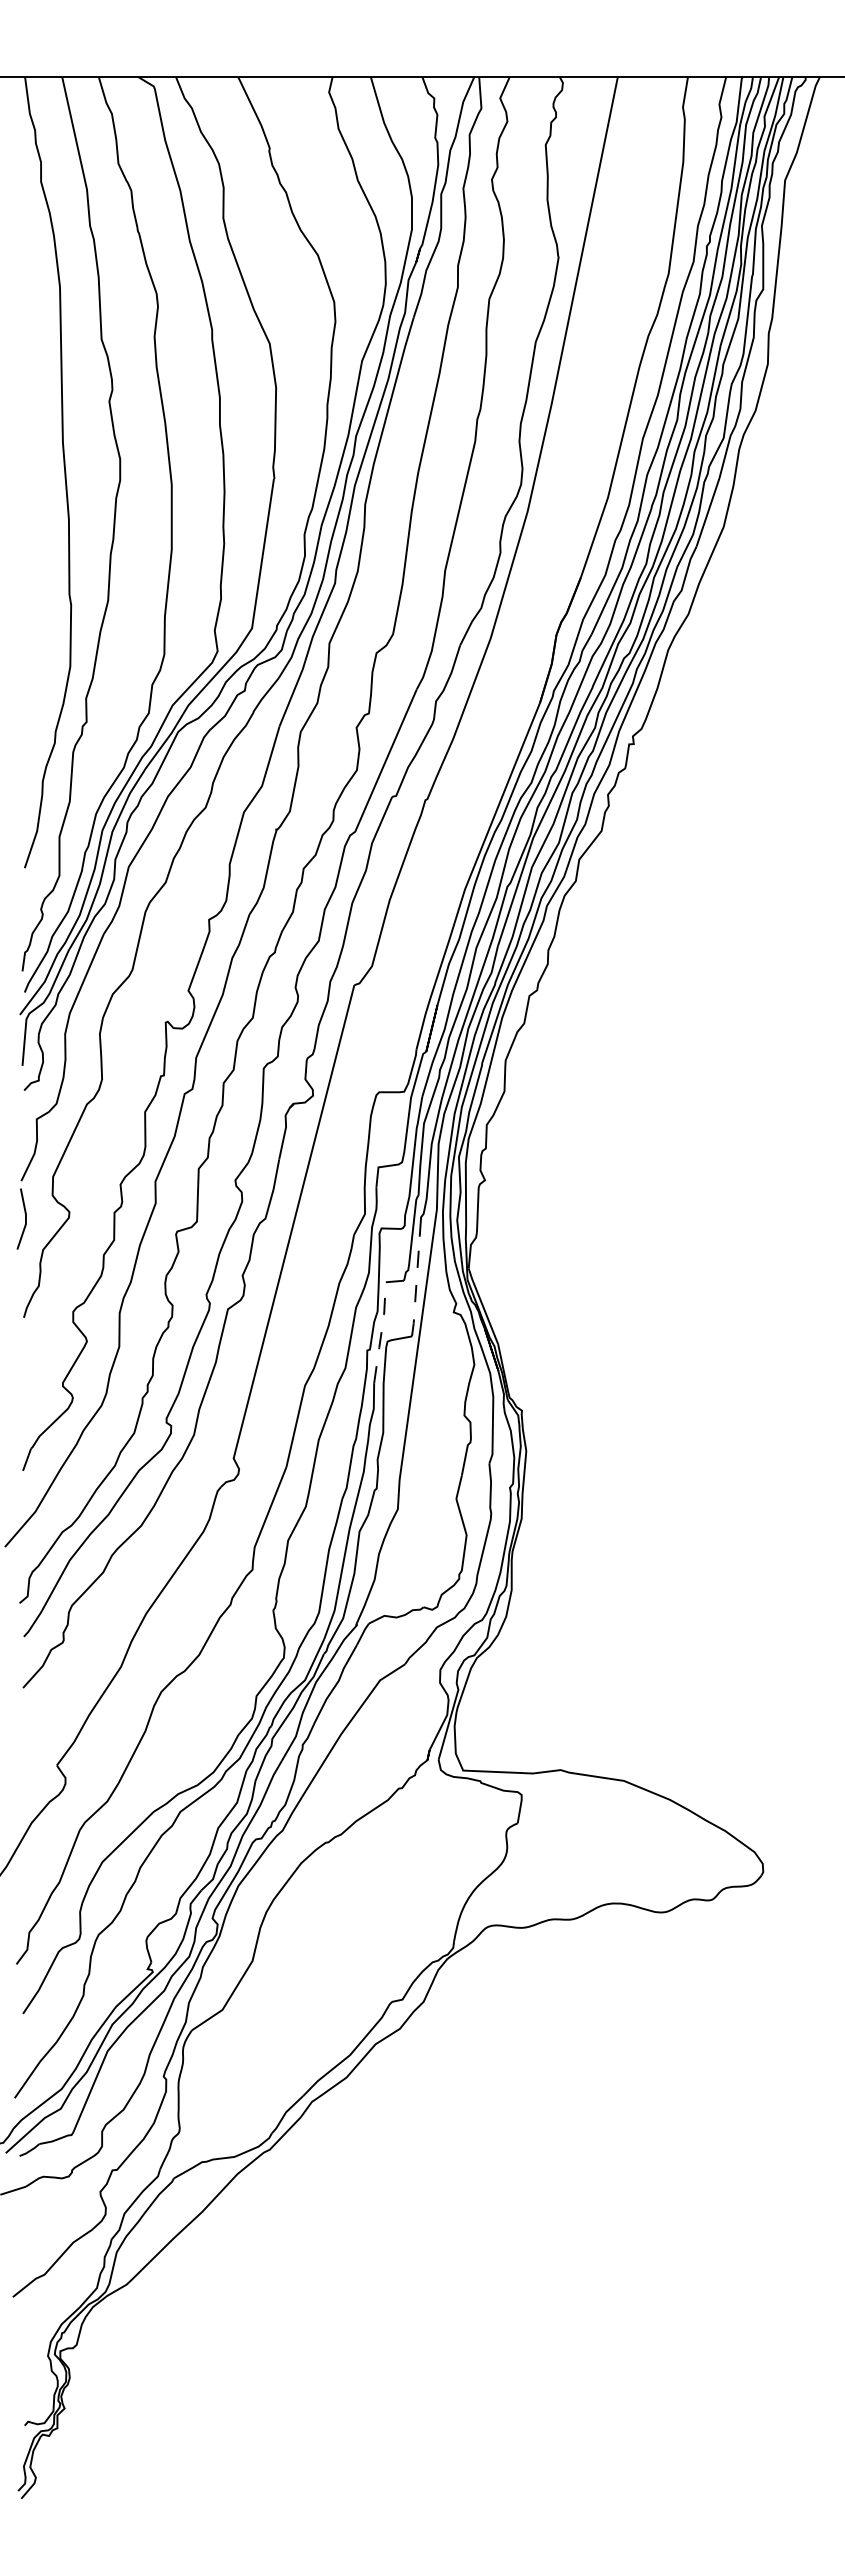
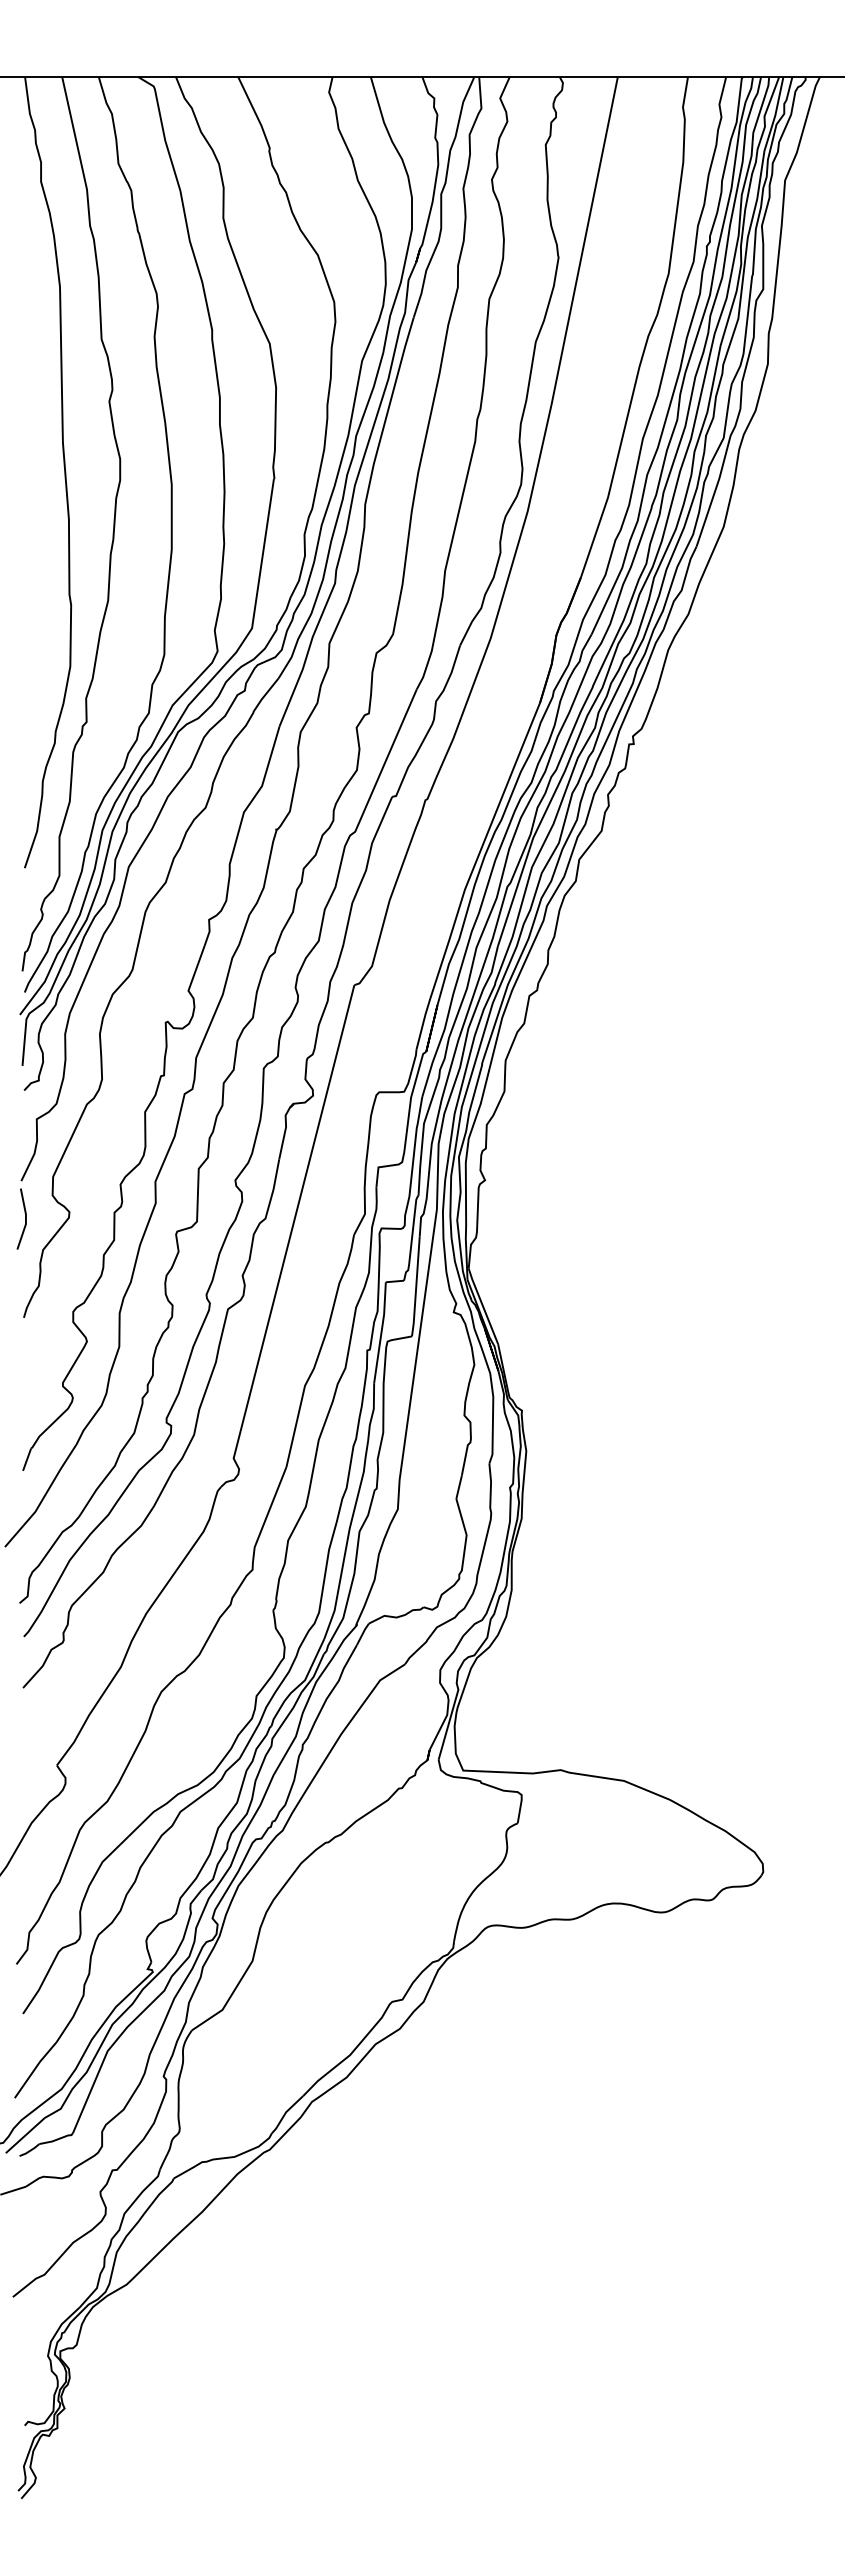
line: dashed -> solid (416, 1287)
line: dashed -> solid (381, 1331)
